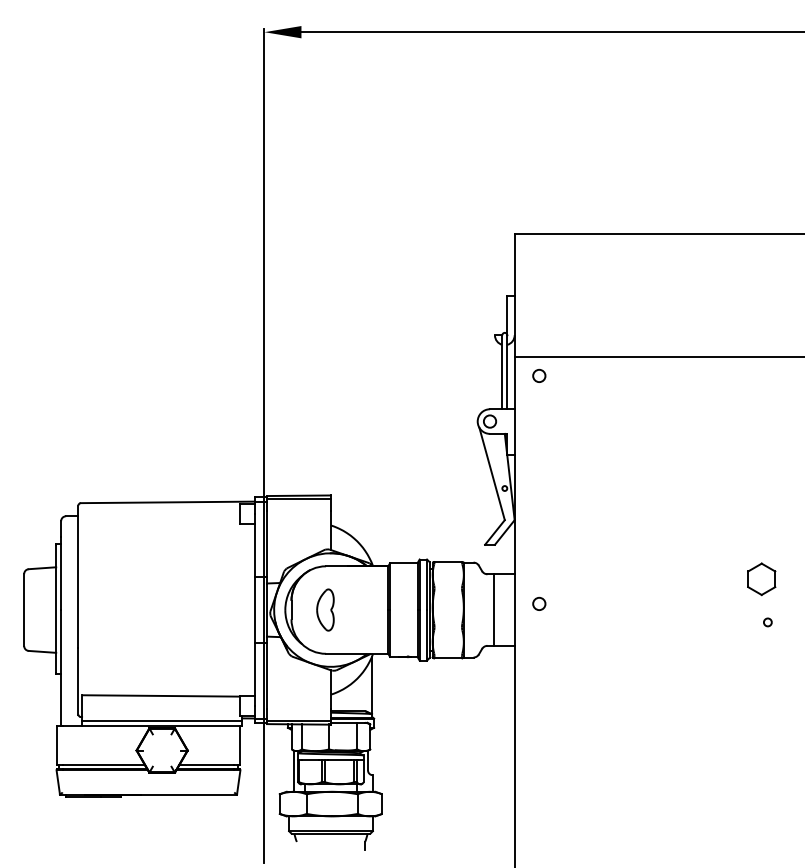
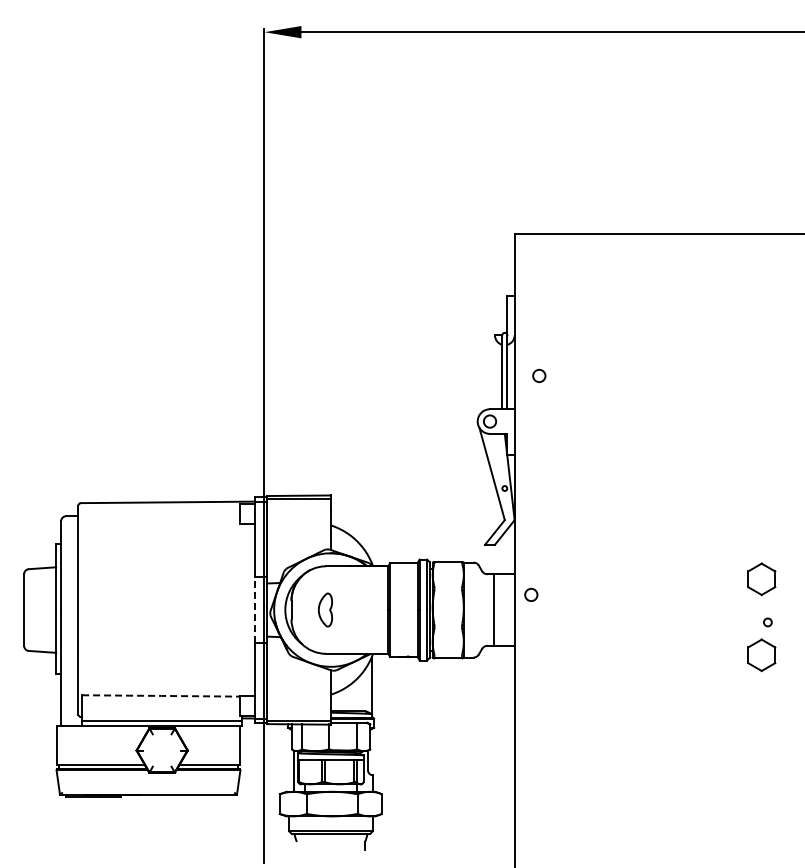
line: present -> none (657, 357)
circle position: (539, 603) -> (531, 594) (531, 594)
line: solid -> dashed (254, 609)
part size: 19x44 px -> 16x36 px (324, 609)
part: none -> present (761, 655)
line: solid -> dashed (161, 695)
